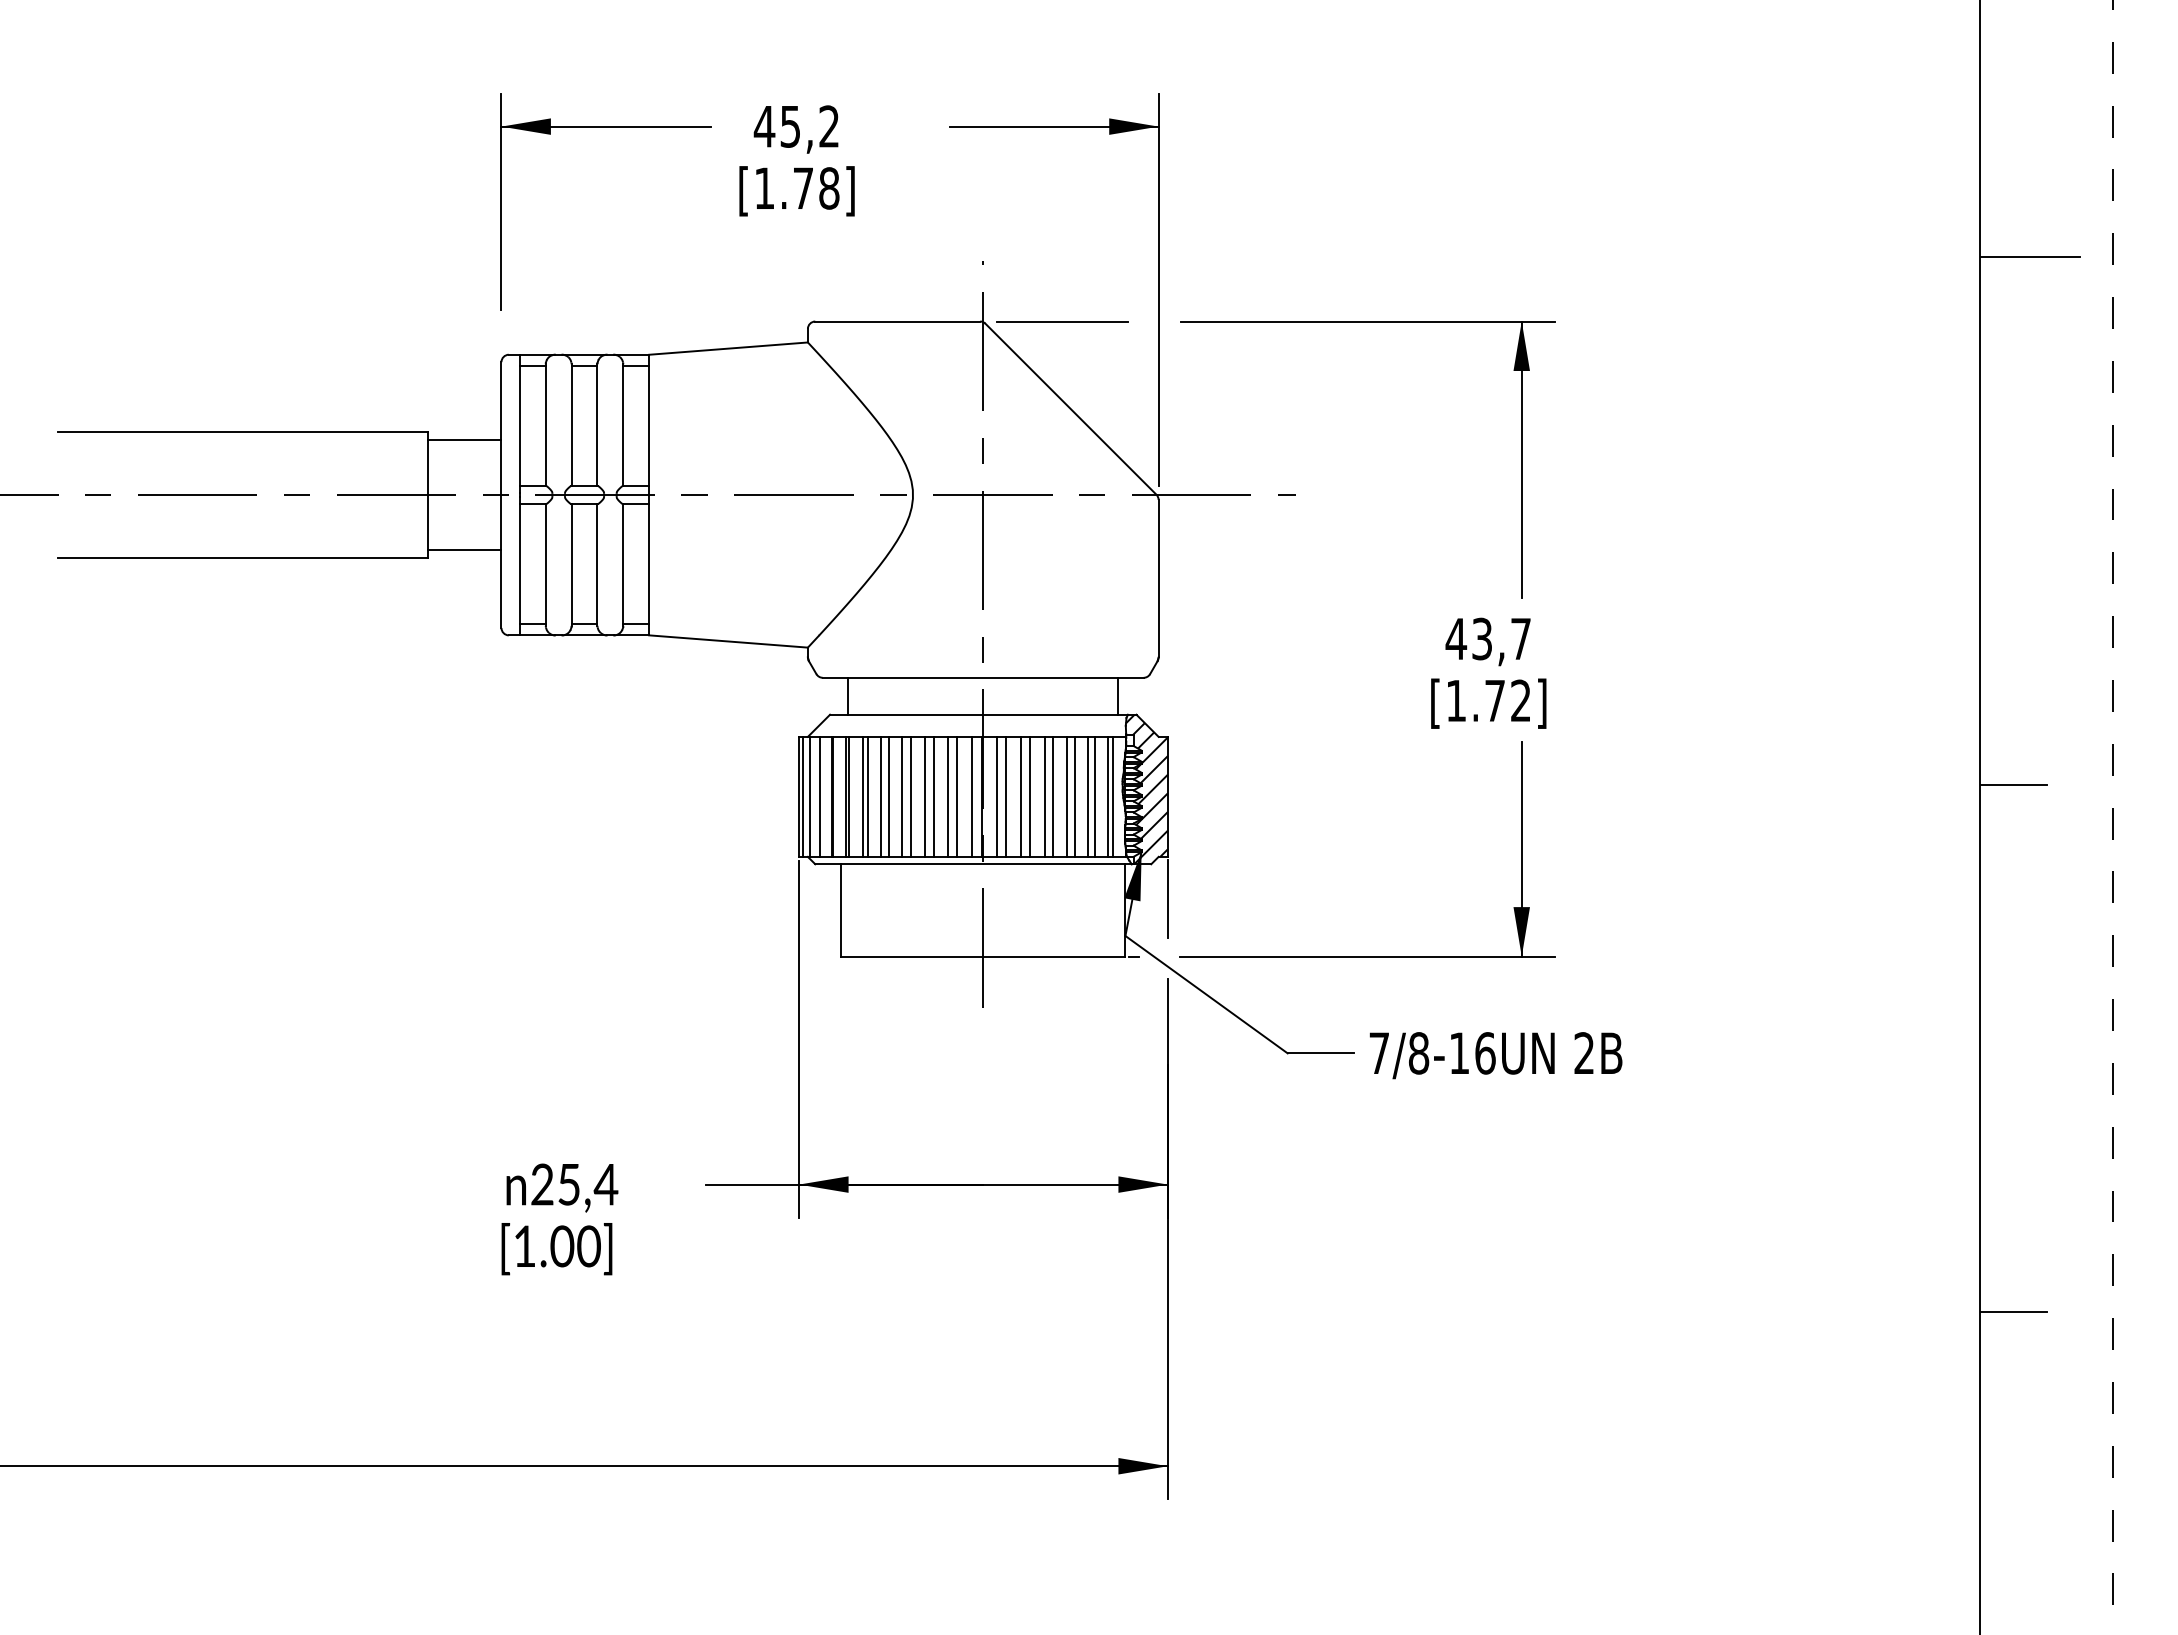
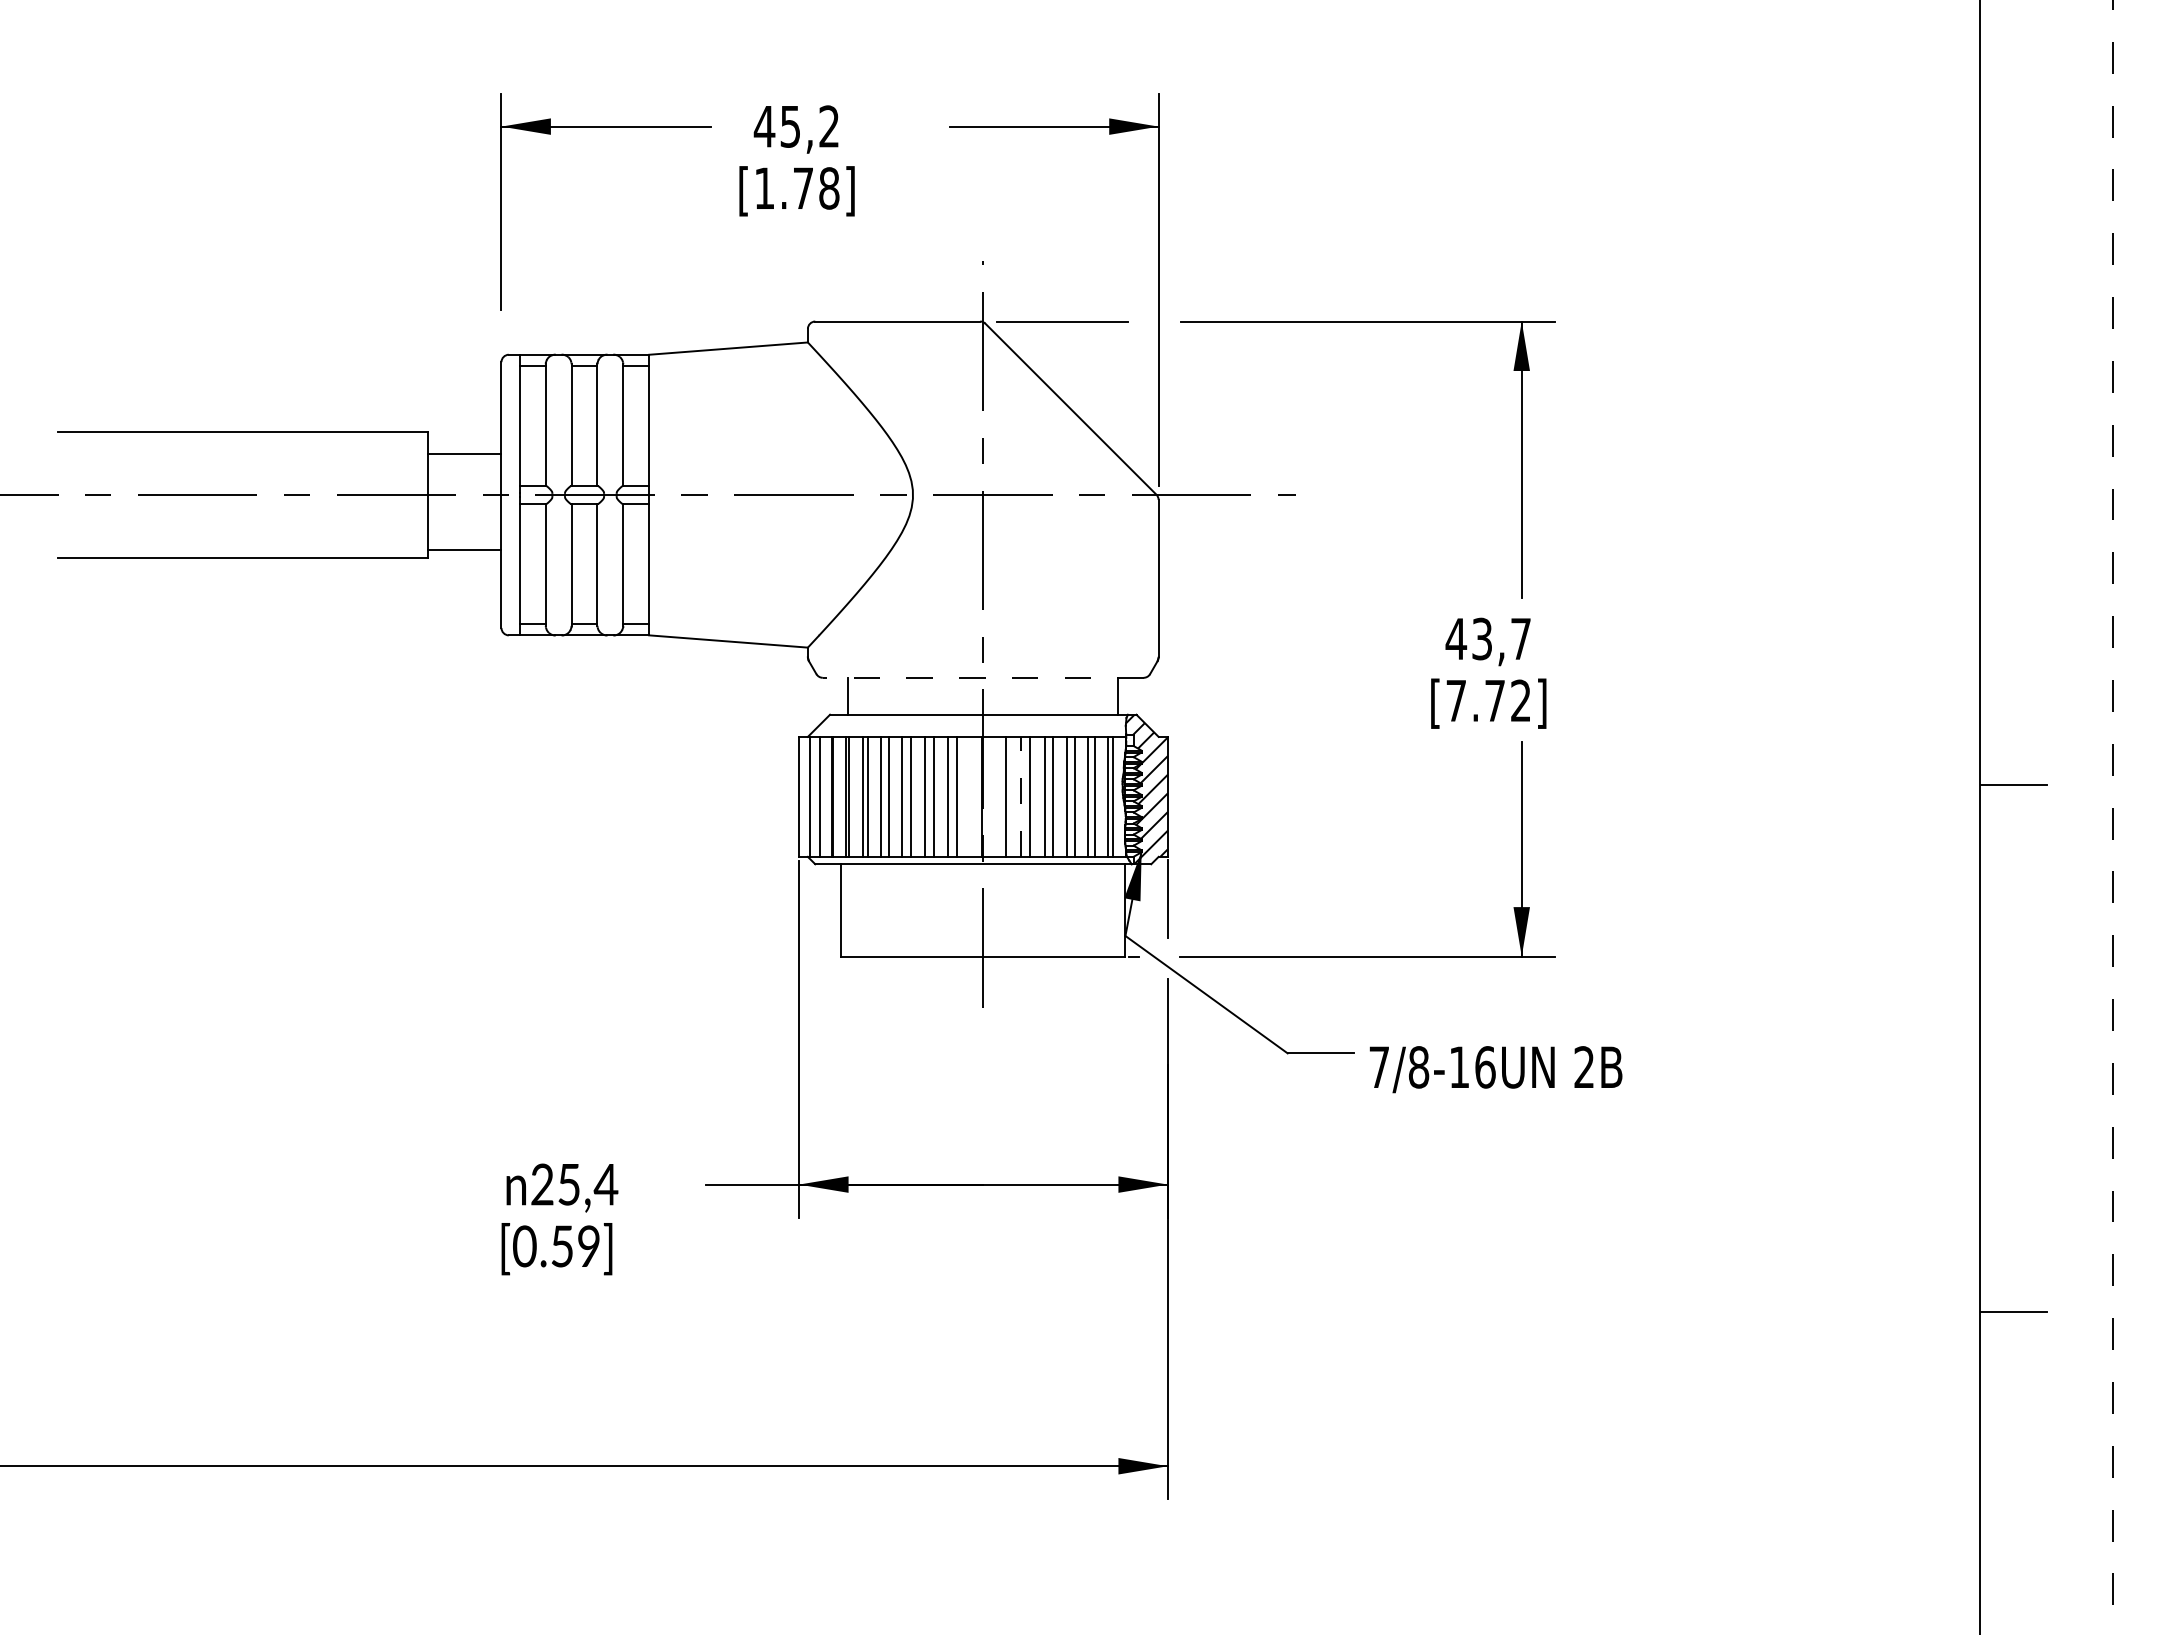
line: present -> none (2029, 257)
line position: (464, 439) -> (464, 453) (464, 453)
line: solid -> dashed (982, 677)
text: [1.72] -> [7.72] (1455, 700)
line: present -> none (802, 796)
line: present -> none (972, 796)
line: present -> none (996, 796)
line: solid -> dashed (1021, 796)
text position: (1495, 1055) -> (1495, 1069) (1495, 1069)
text: [1.00] -> [0.59] (556, 1246)
